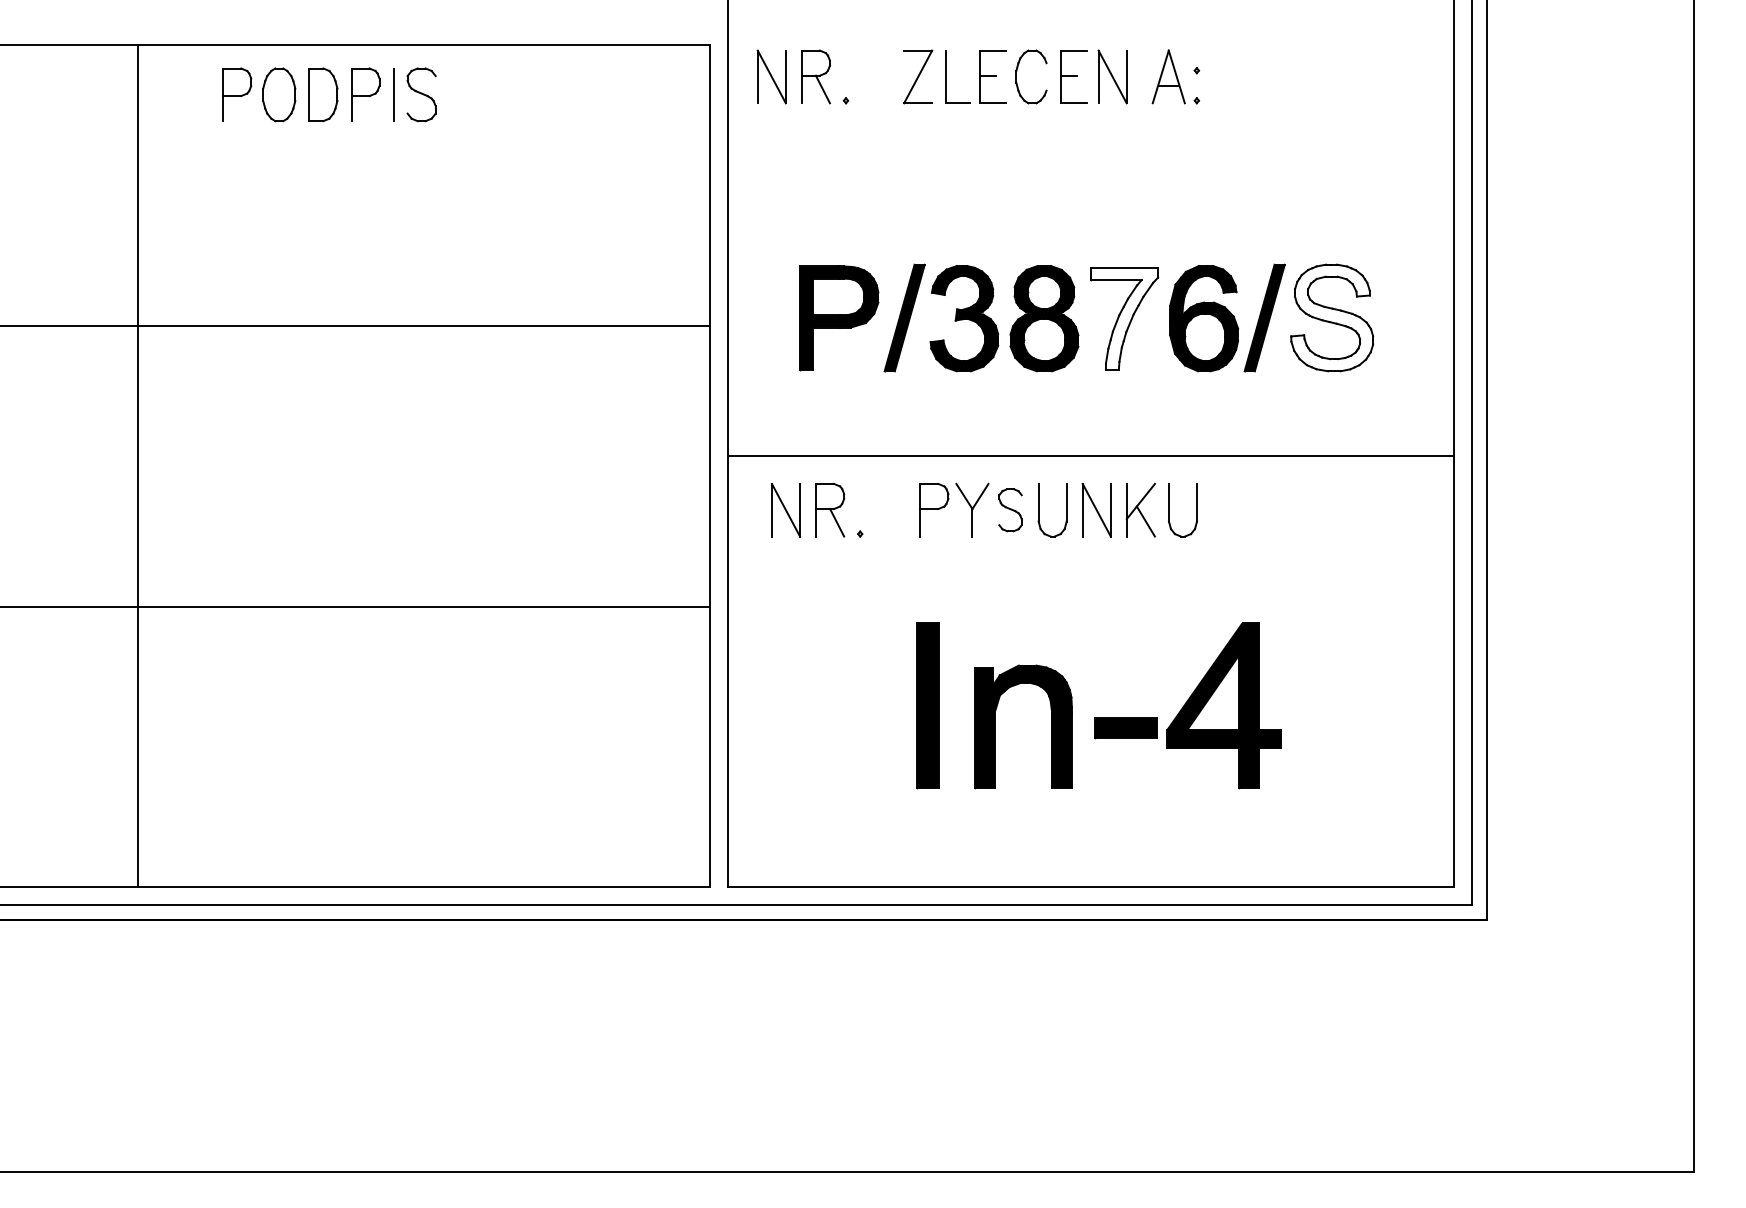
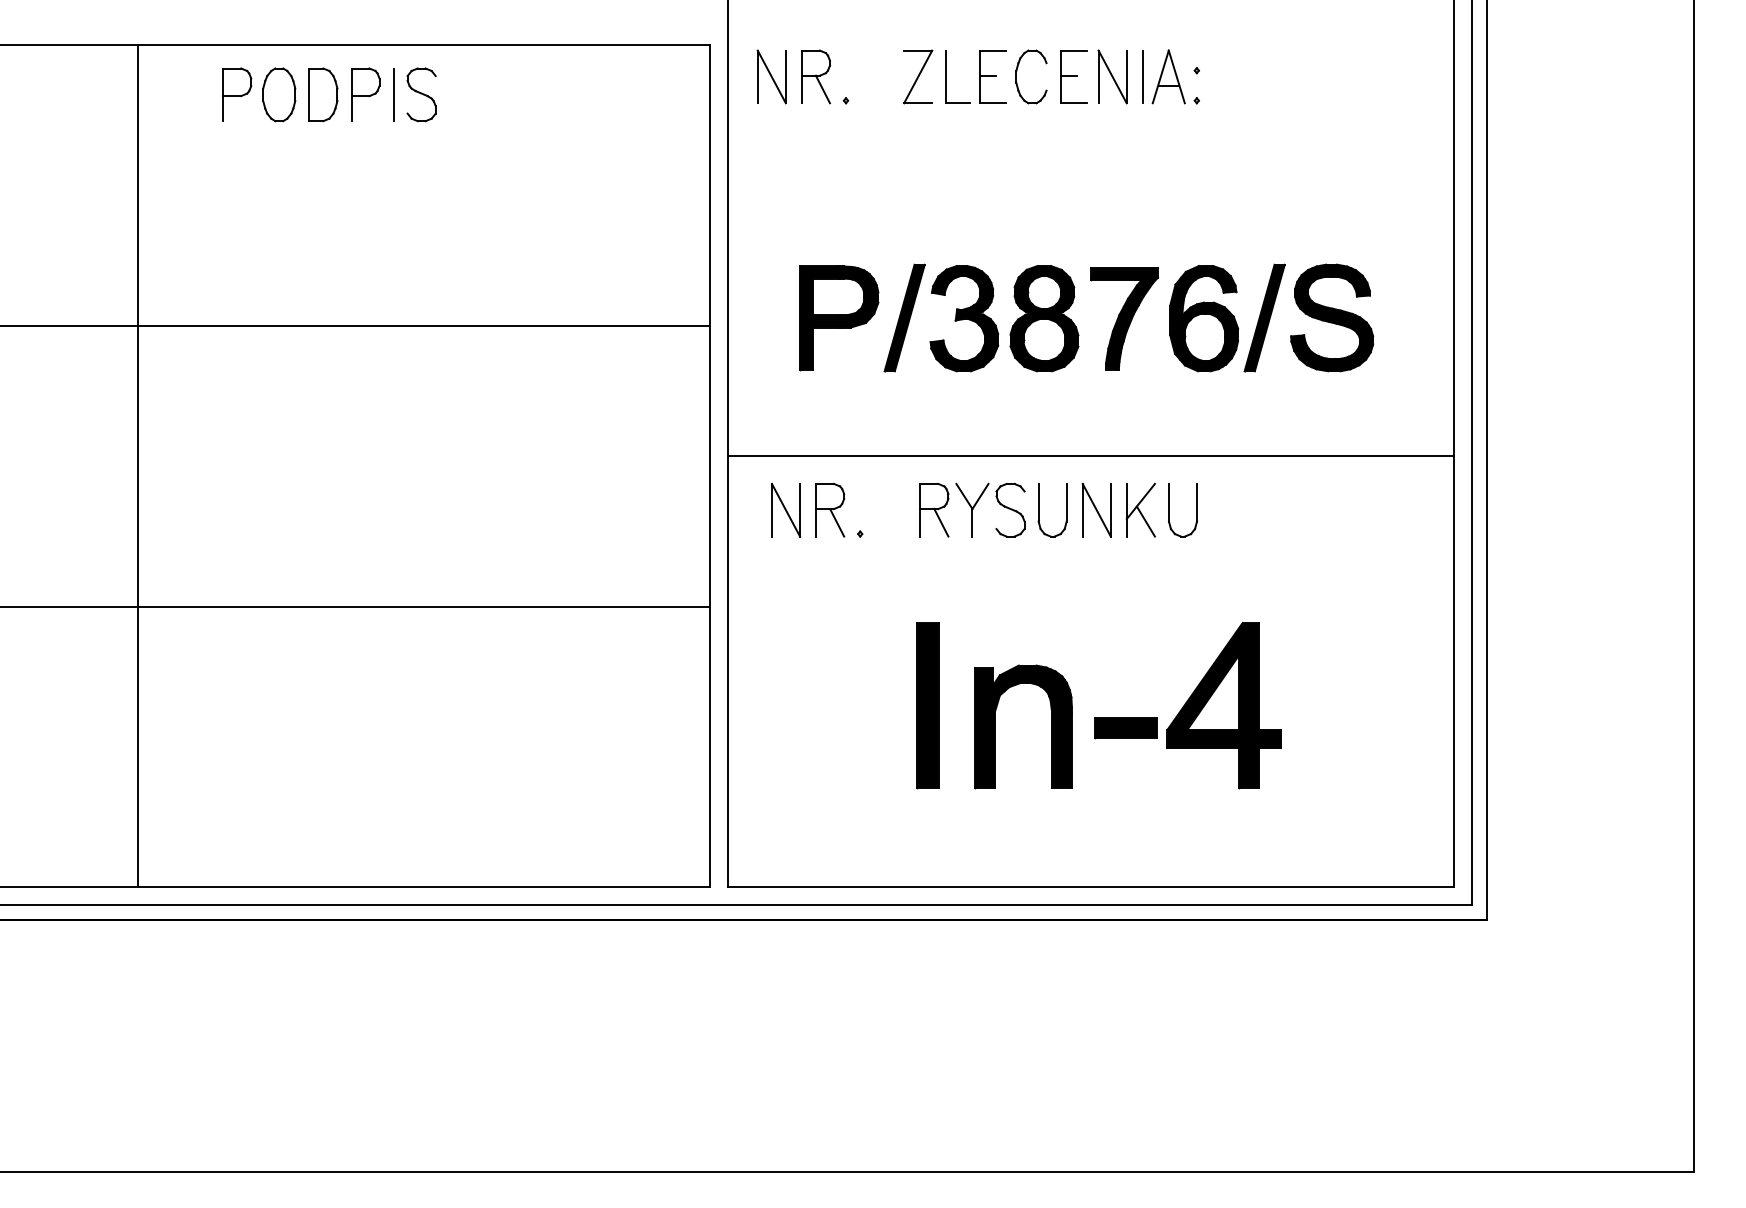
line: none -> present (1142, 76)
fill: none -> present (1332, 317)
fill: none -> present (1124, 318)
part size: 25x45 px -> 31x56 px (1010, 509)
line: none -> present (941, 522)
